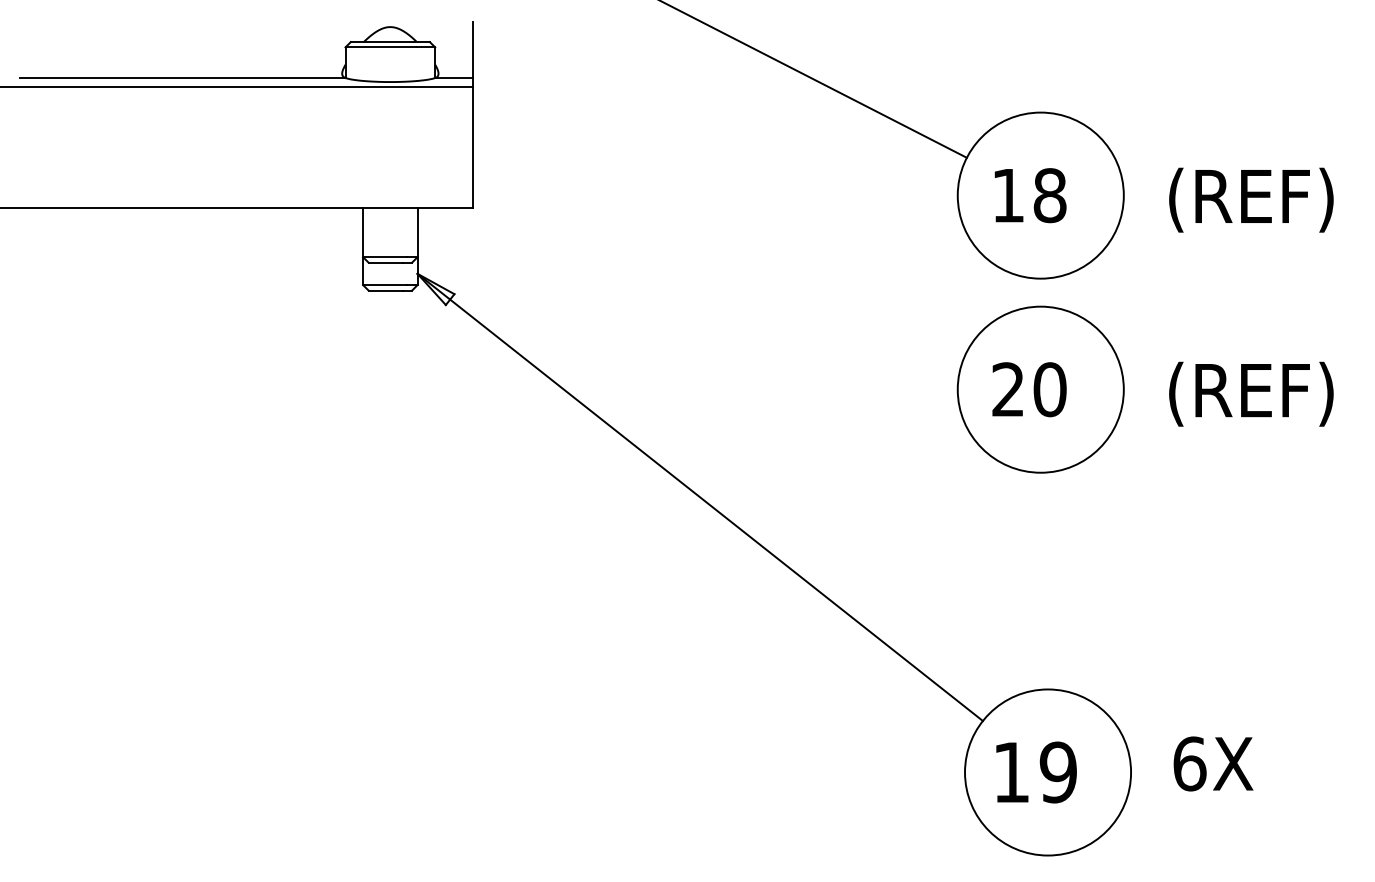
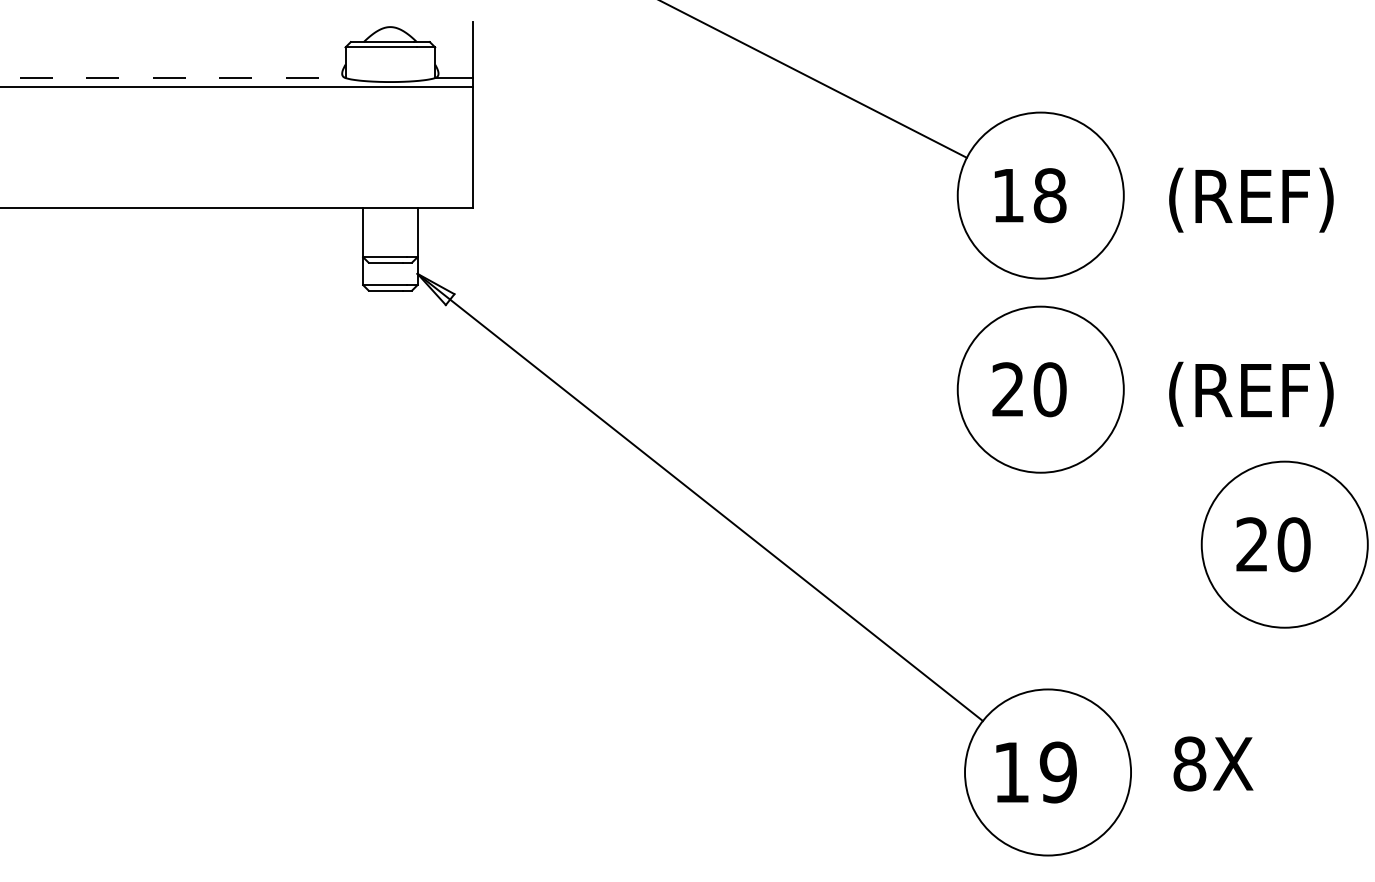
line: solid -> dashed (182, 78)
part: none -> present (1284, 544)
text: 6X -> 8X (1189, 763)
